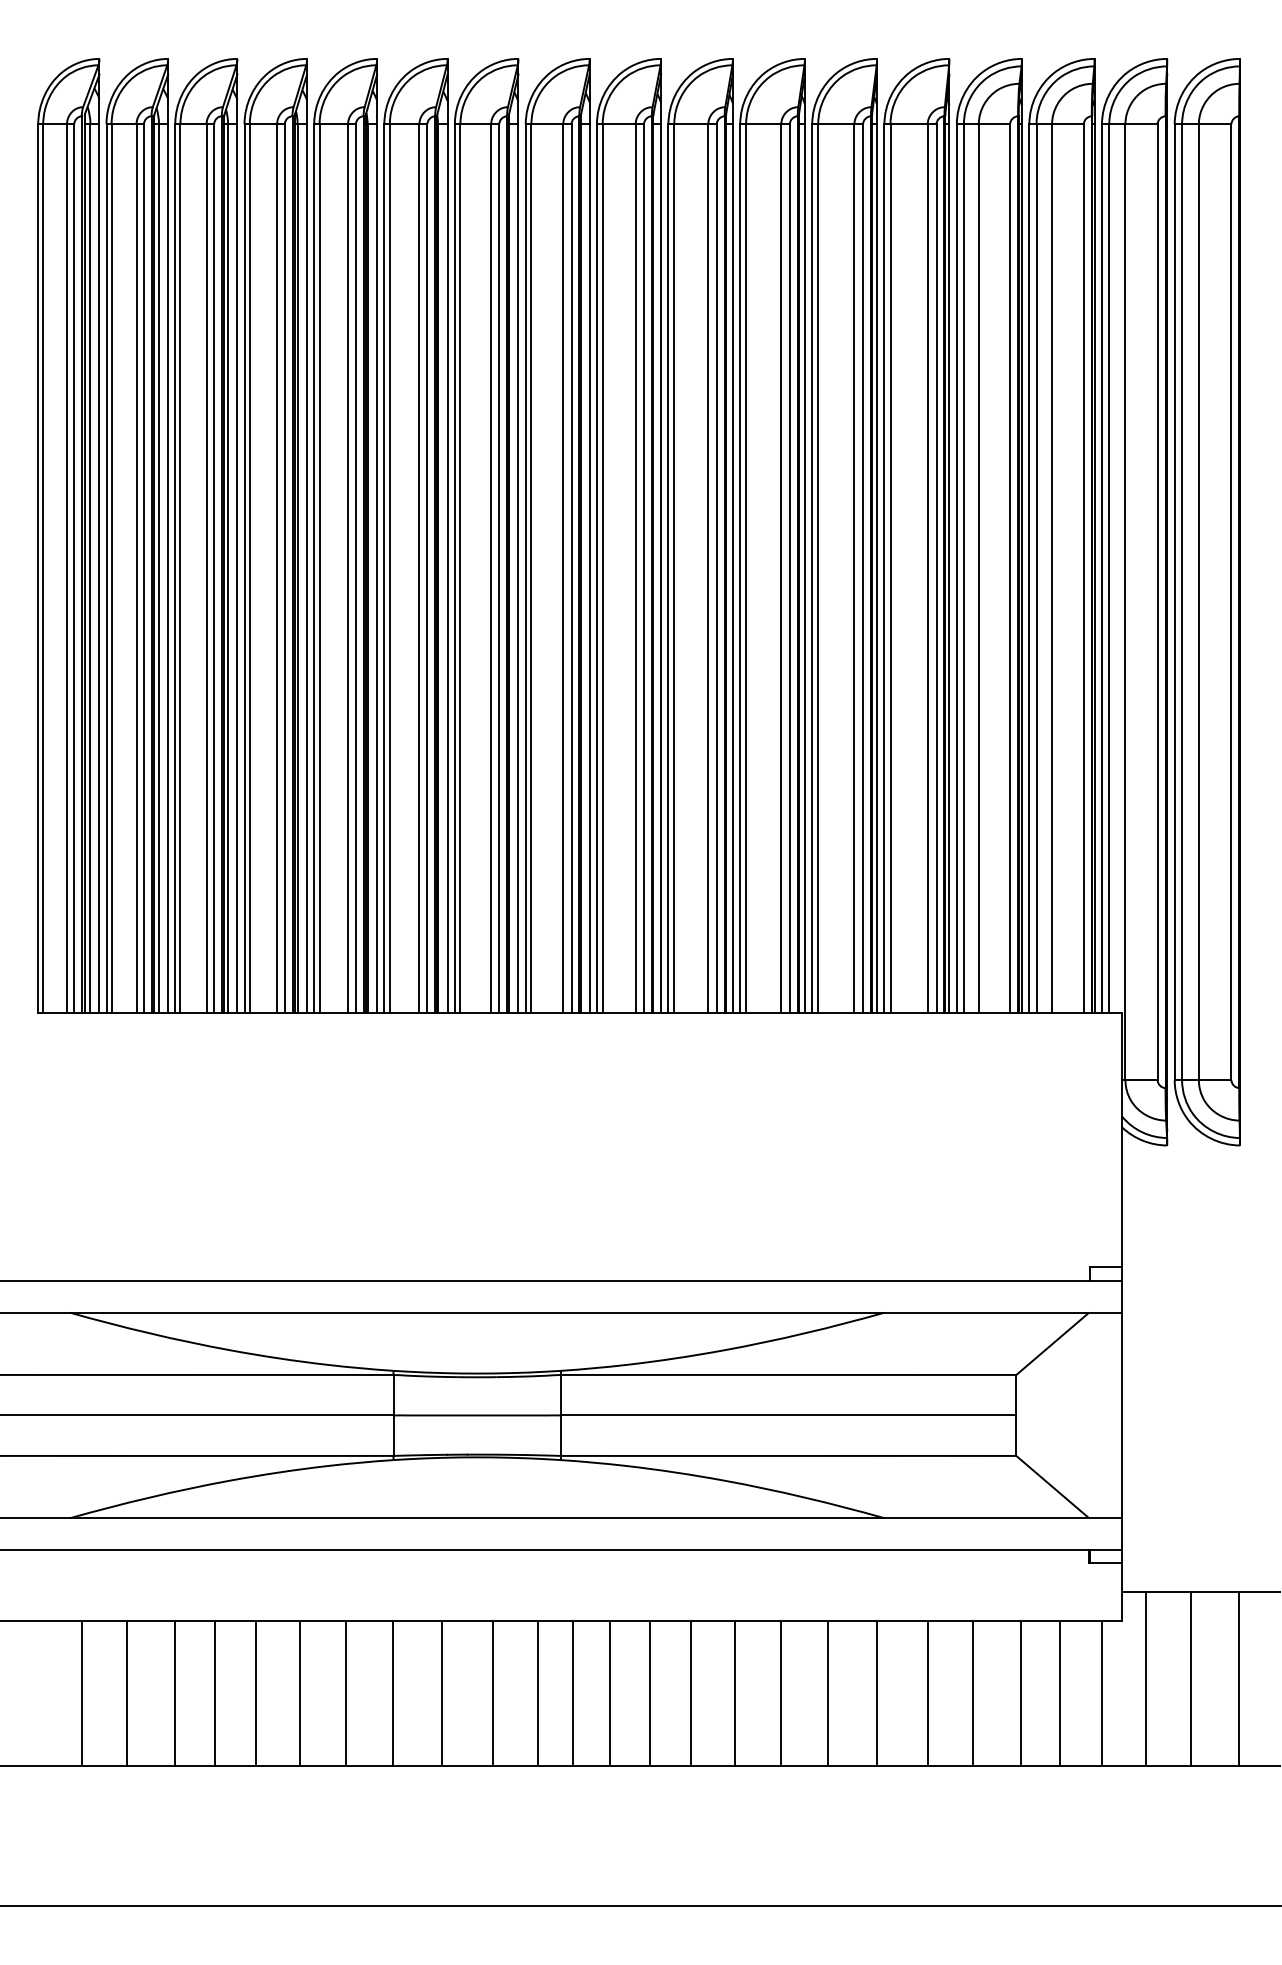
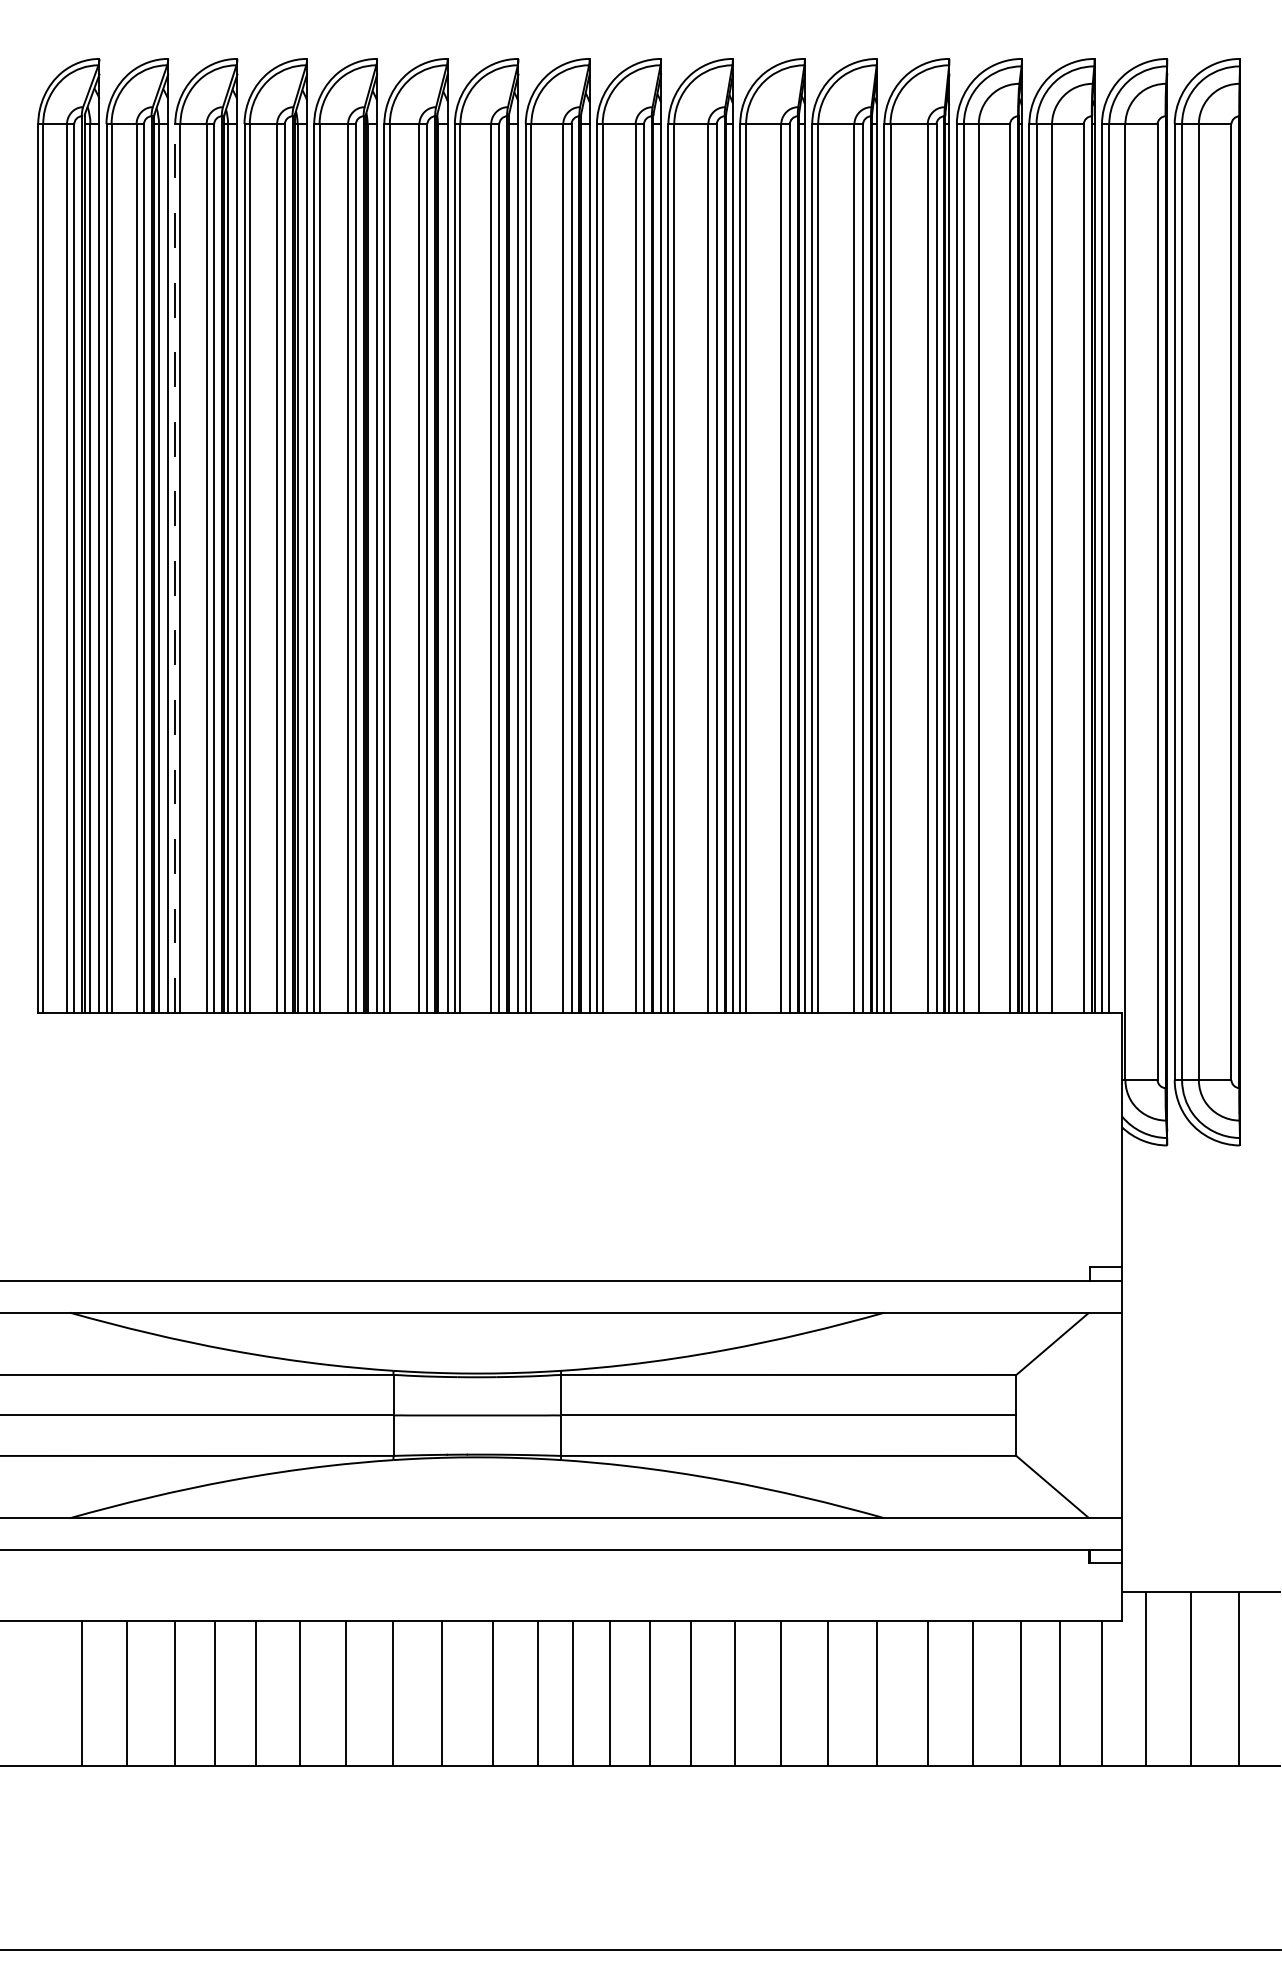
line: solid -> dashed (175, 568)
line position: (640, 1906) -> (640, 1950) (640, 1950)
